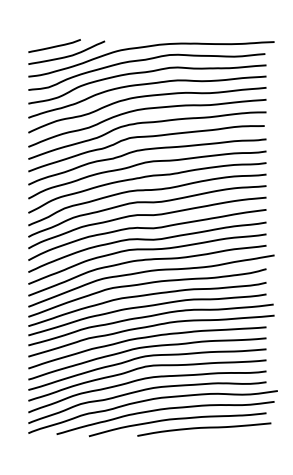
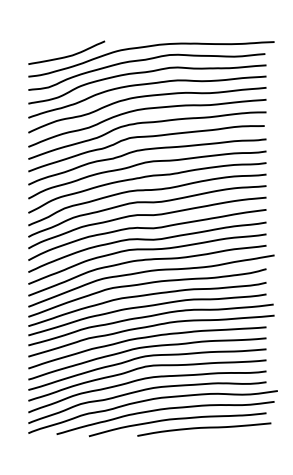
line: present -> none (55, 45)
